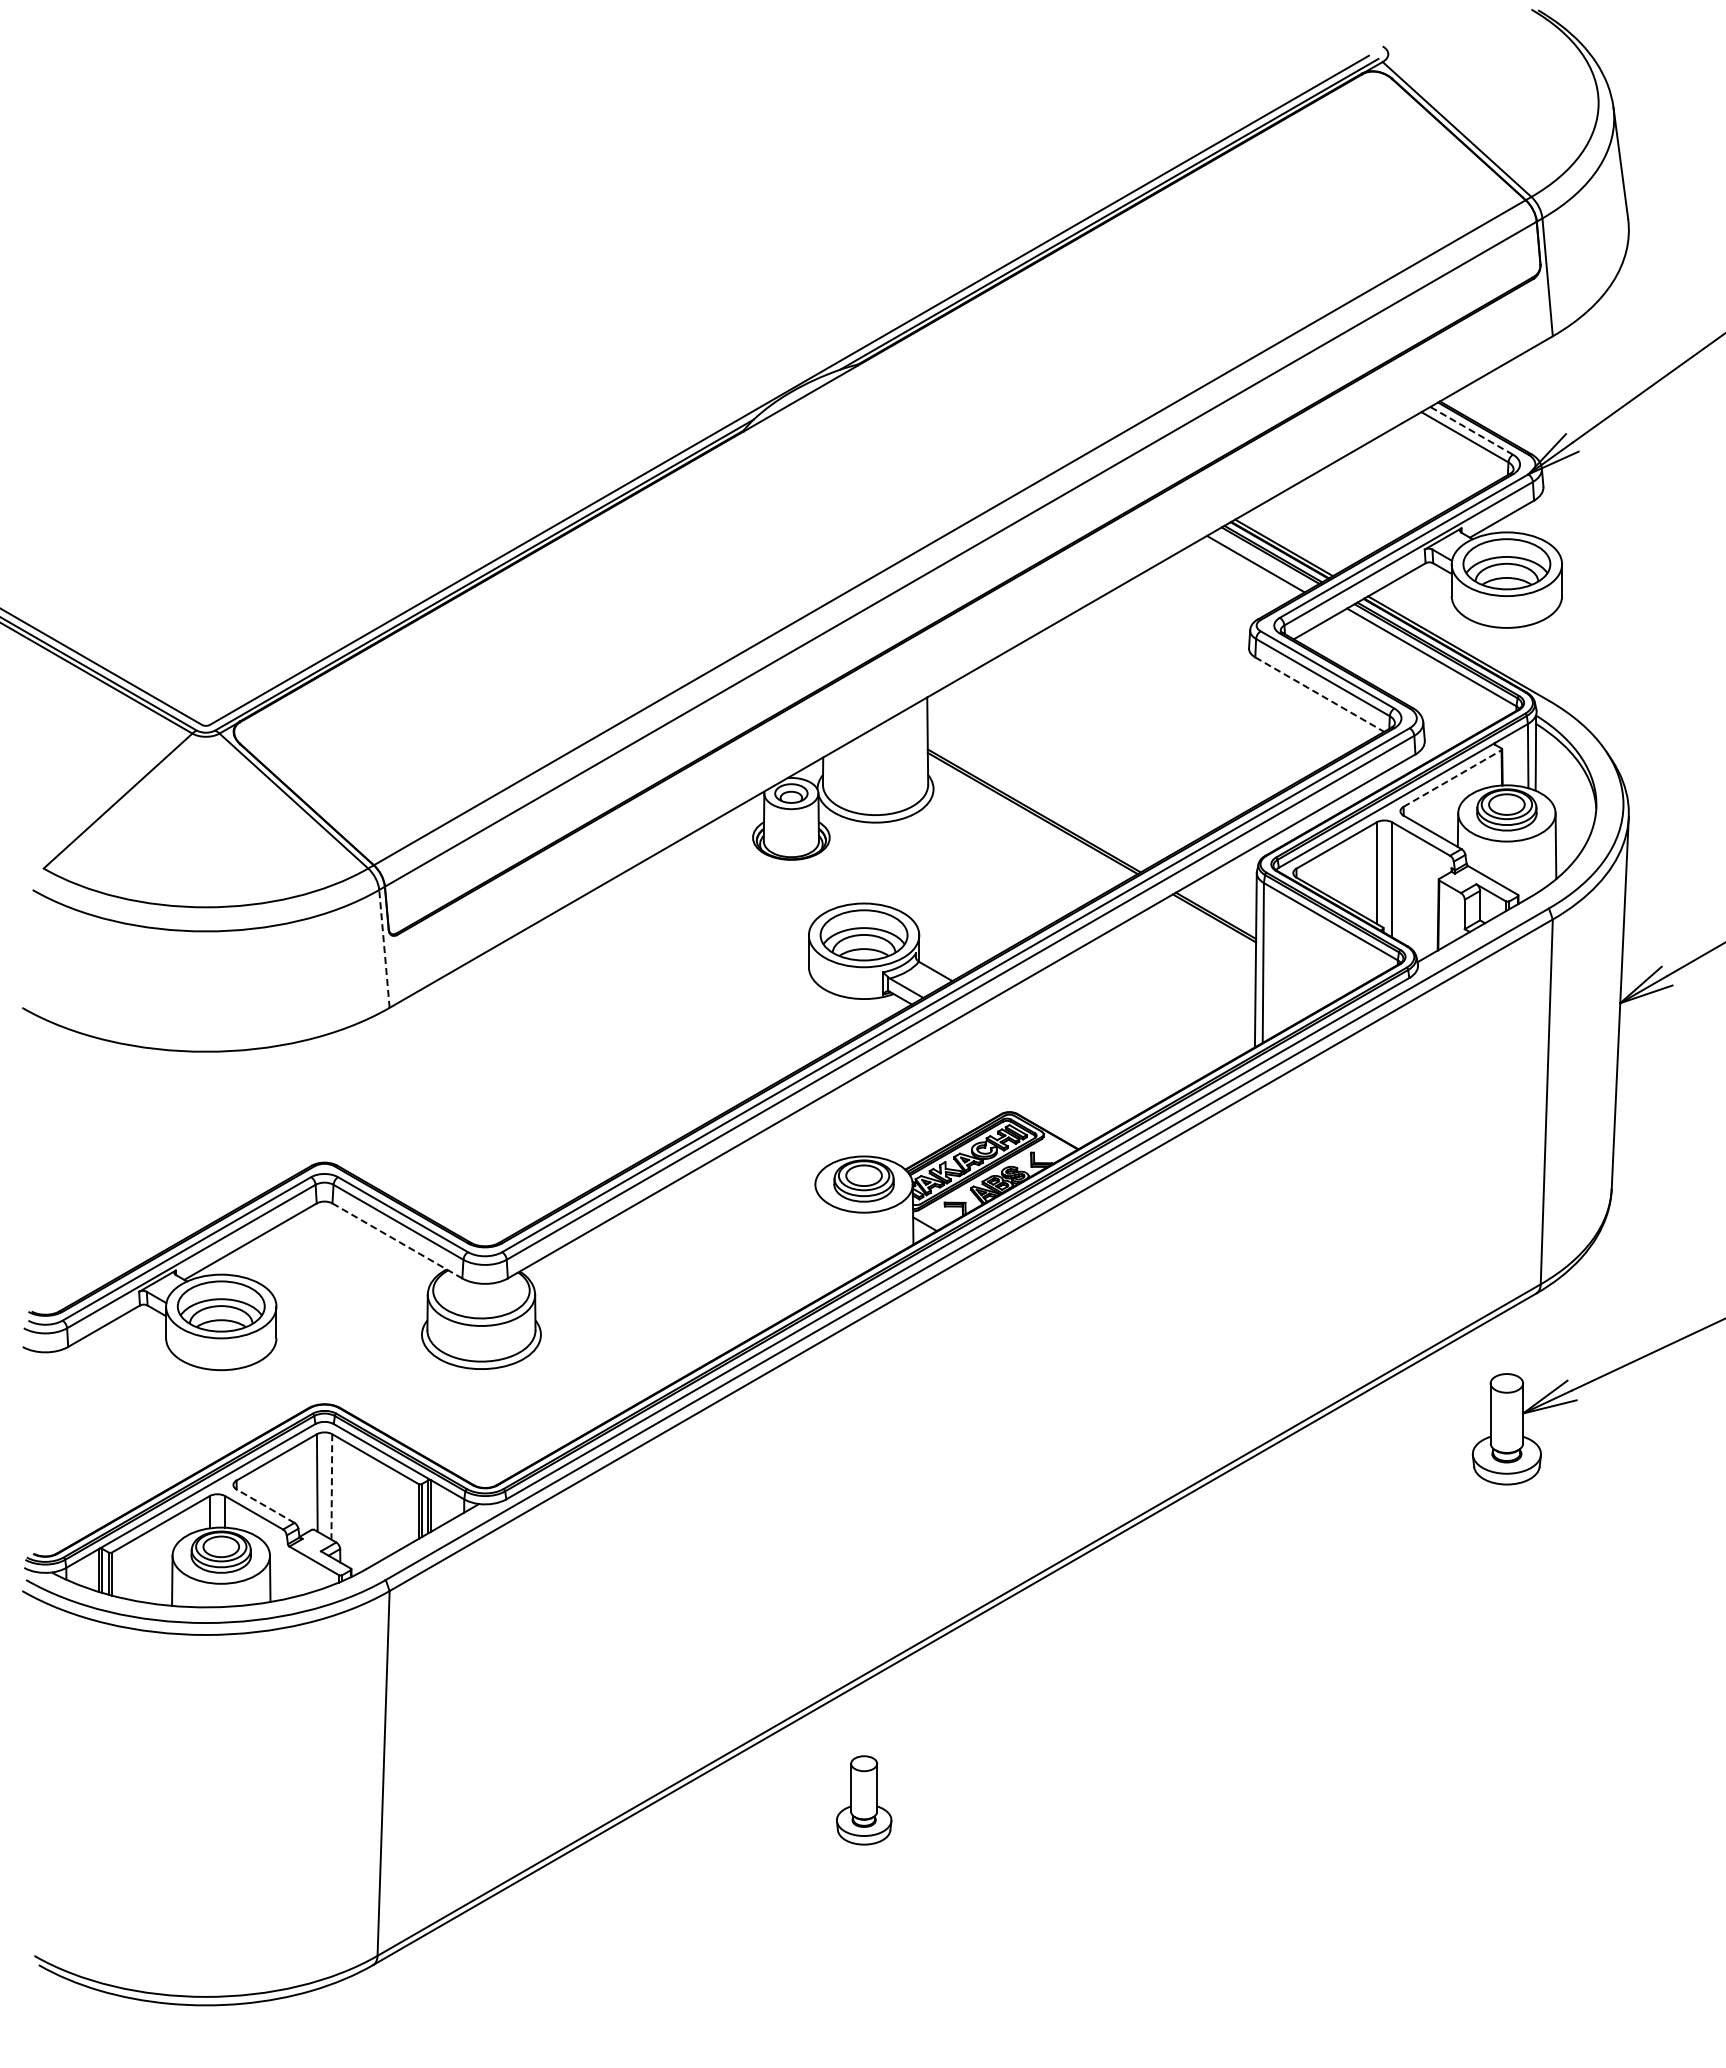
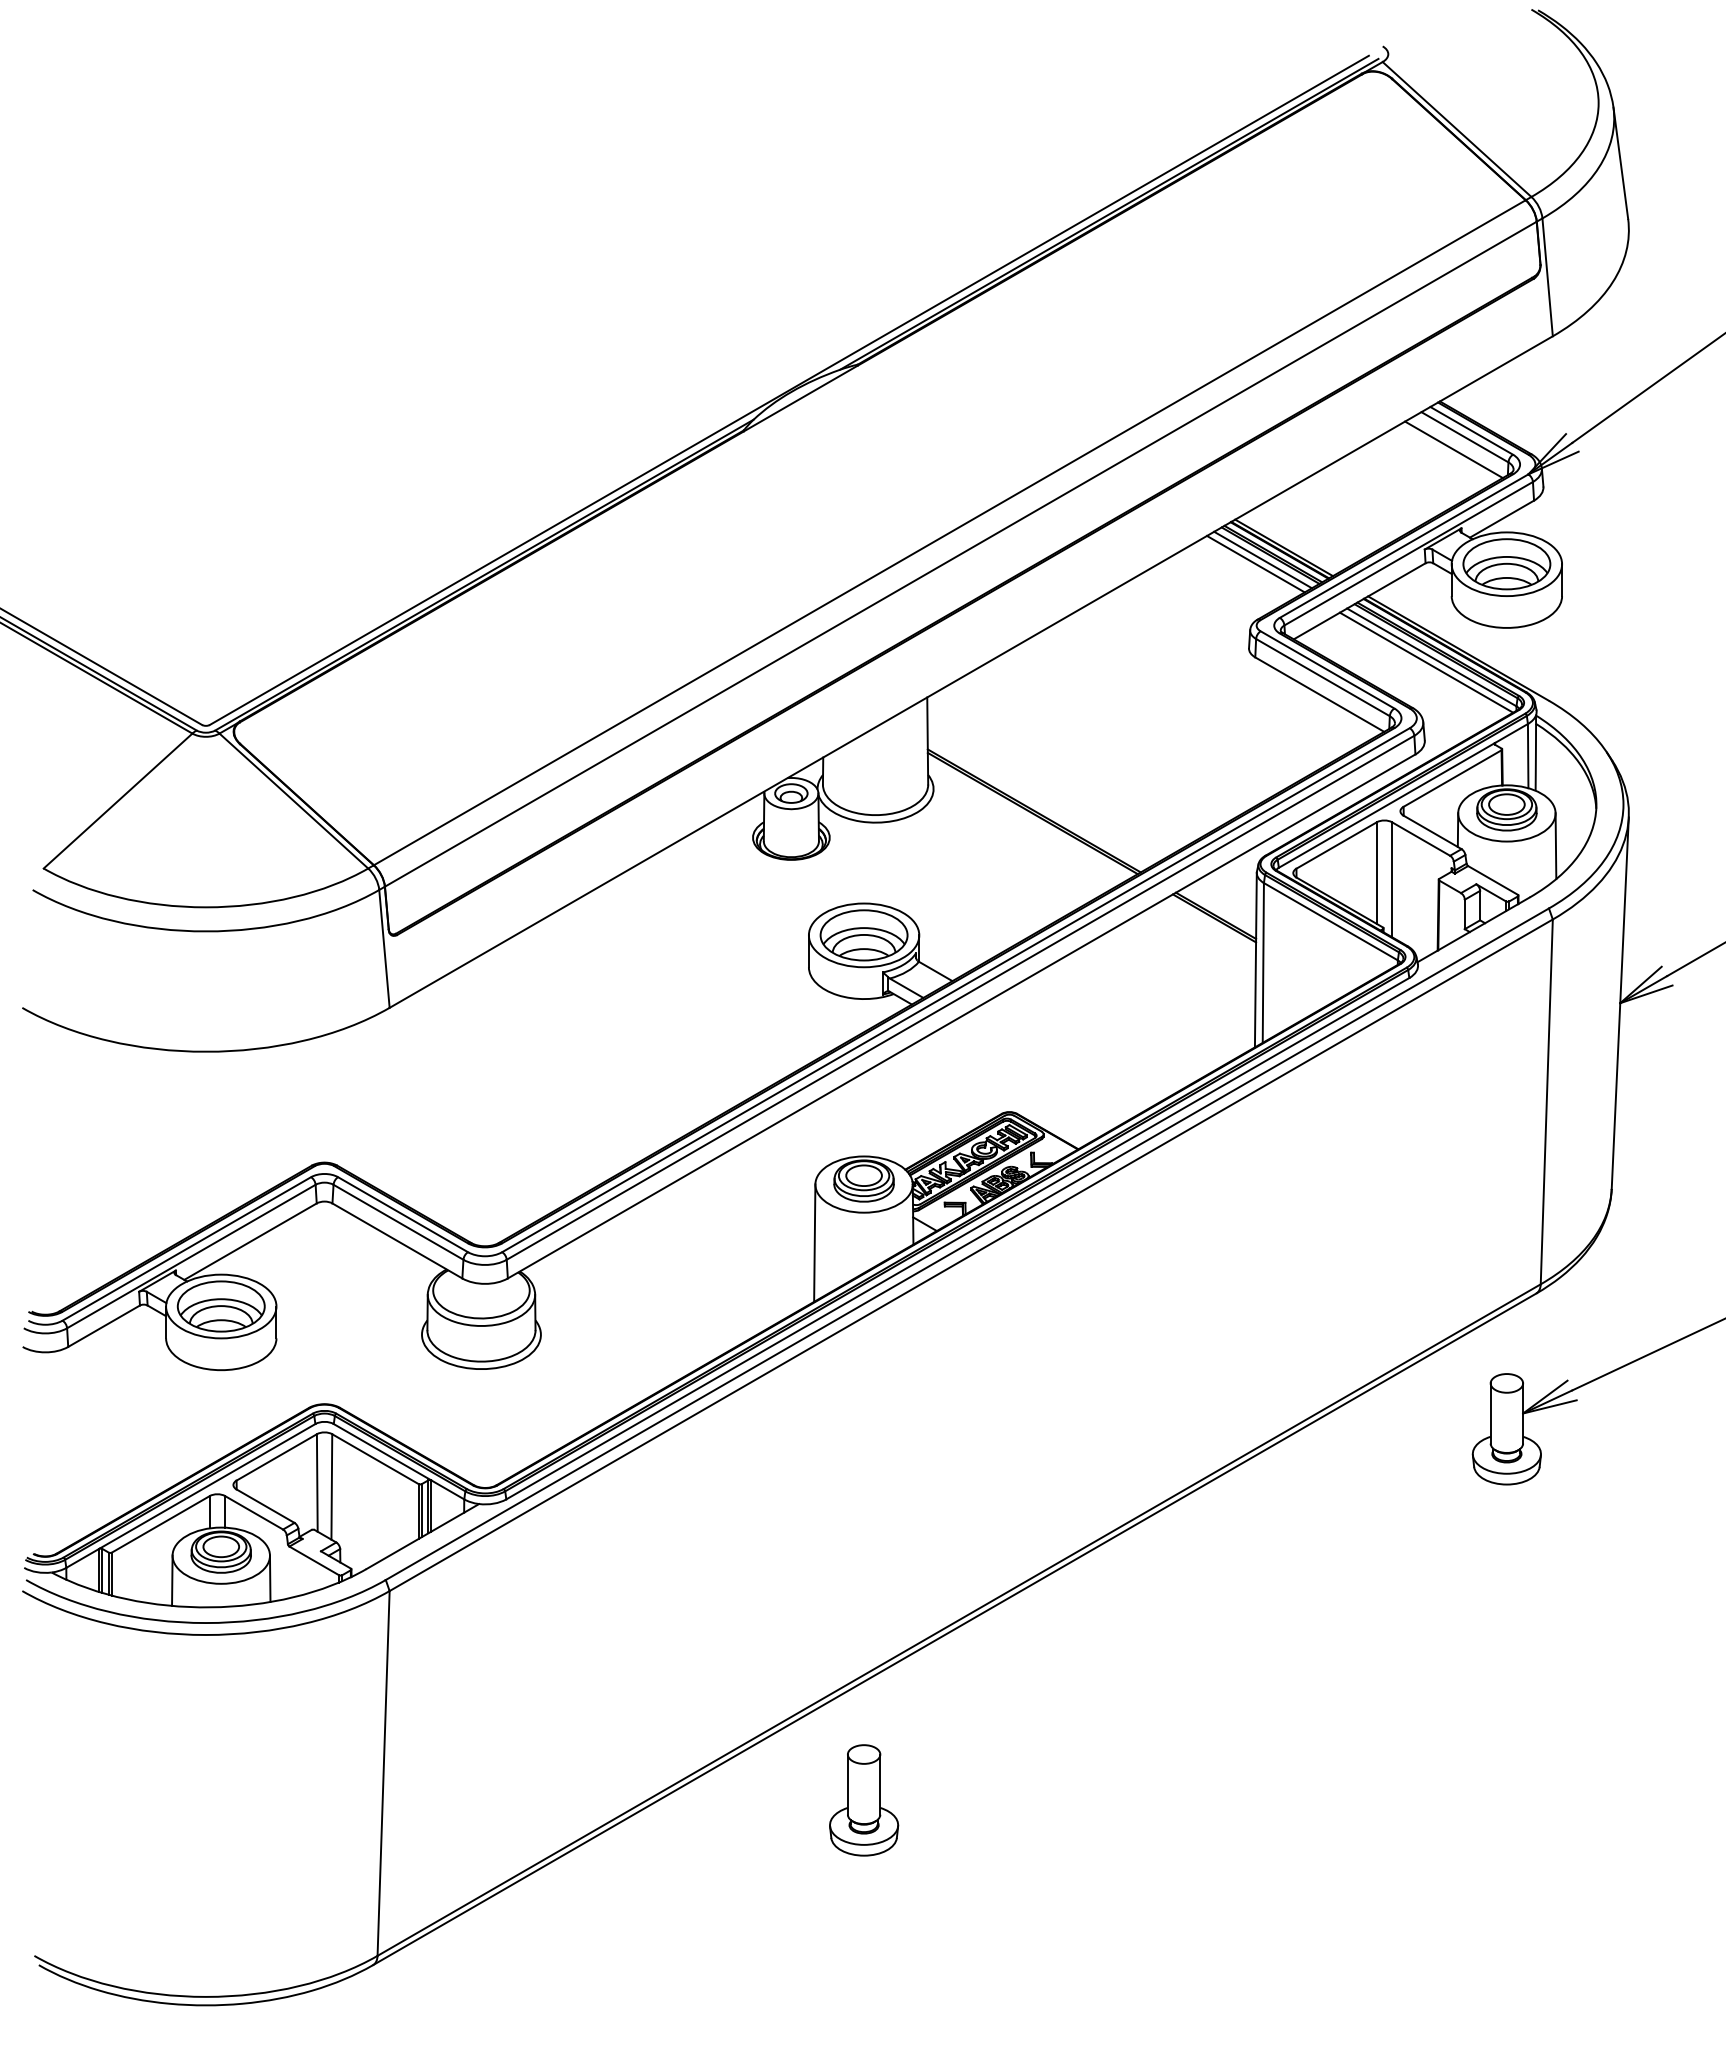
line: dashed -> solid (1471, 430)
line: none -> present (1453, 449)
line: none -> present (1262, 559)
line: none -> present (1426, 662)
line: dashed -> solid (1320, 694)
line: dashed -> solid (1452, 778)
line: dashed -> solid (384, 948)
line: dashed -> solid (397, 1240)
line: none -> present (814, 1242)
line: dashed -> solid (331, 1486)
line: dashed -> solid (265, 1505)
part size: 57x91 px -> 71x113 px (864, 1800)
